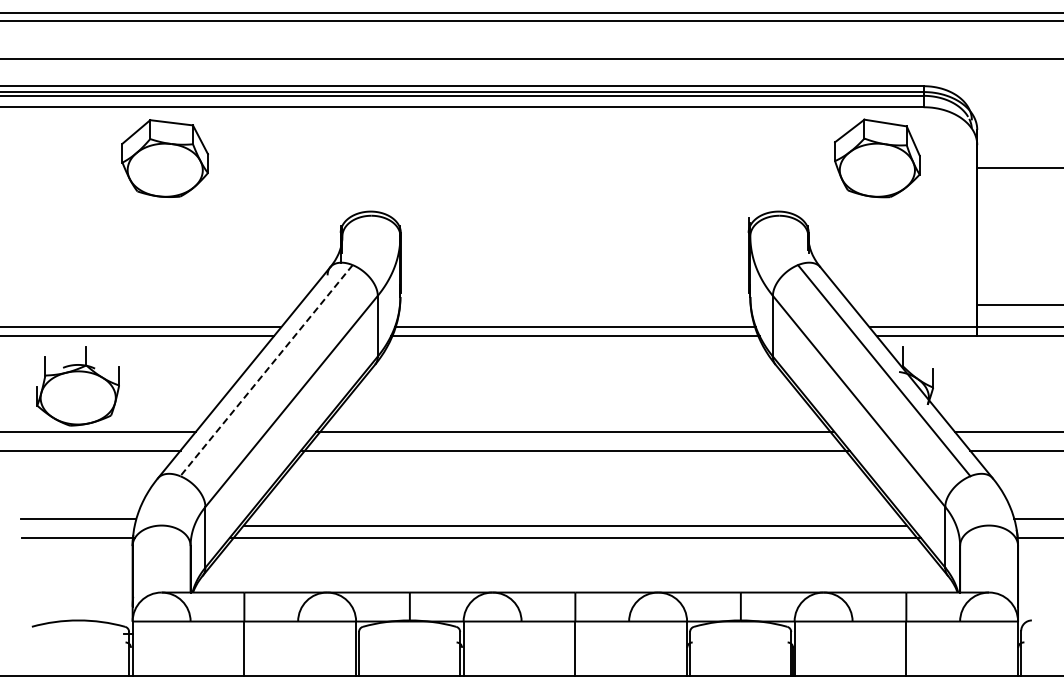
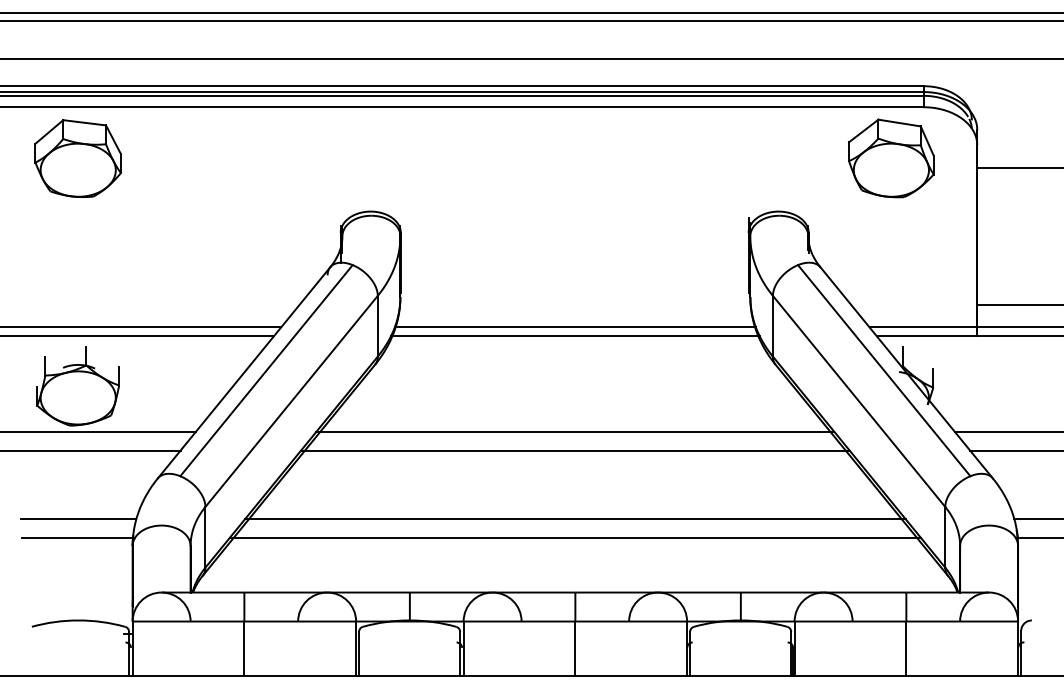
part position: (164, 158) -> (77, 158) (77, 158)
part position: (877, 158) -> (891, 158) (891, 158)
line: dashed -> solid (266, 371)
line position: (574, 526) -> (574, 519) (574, 519)
